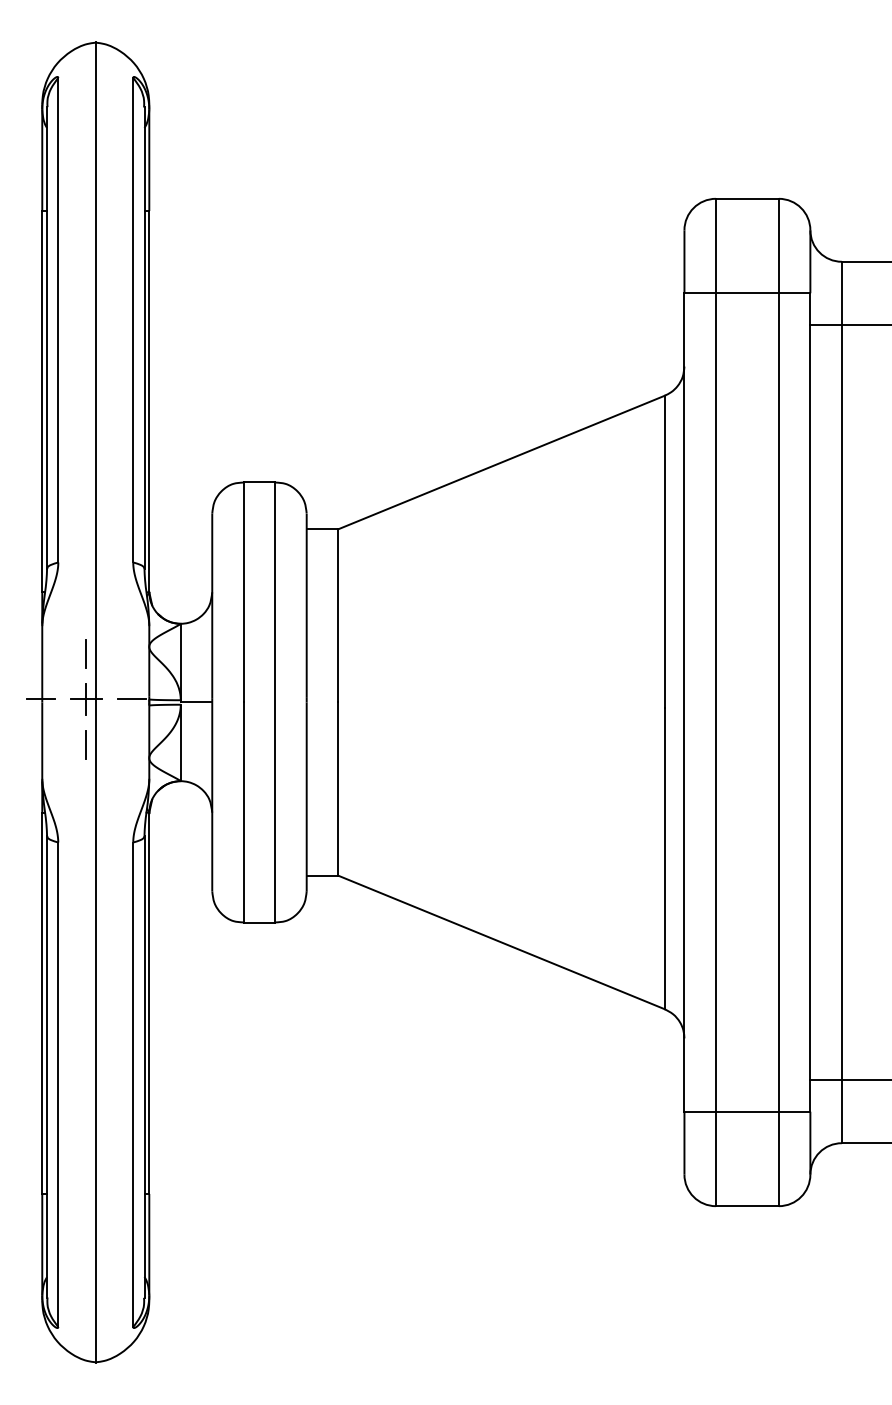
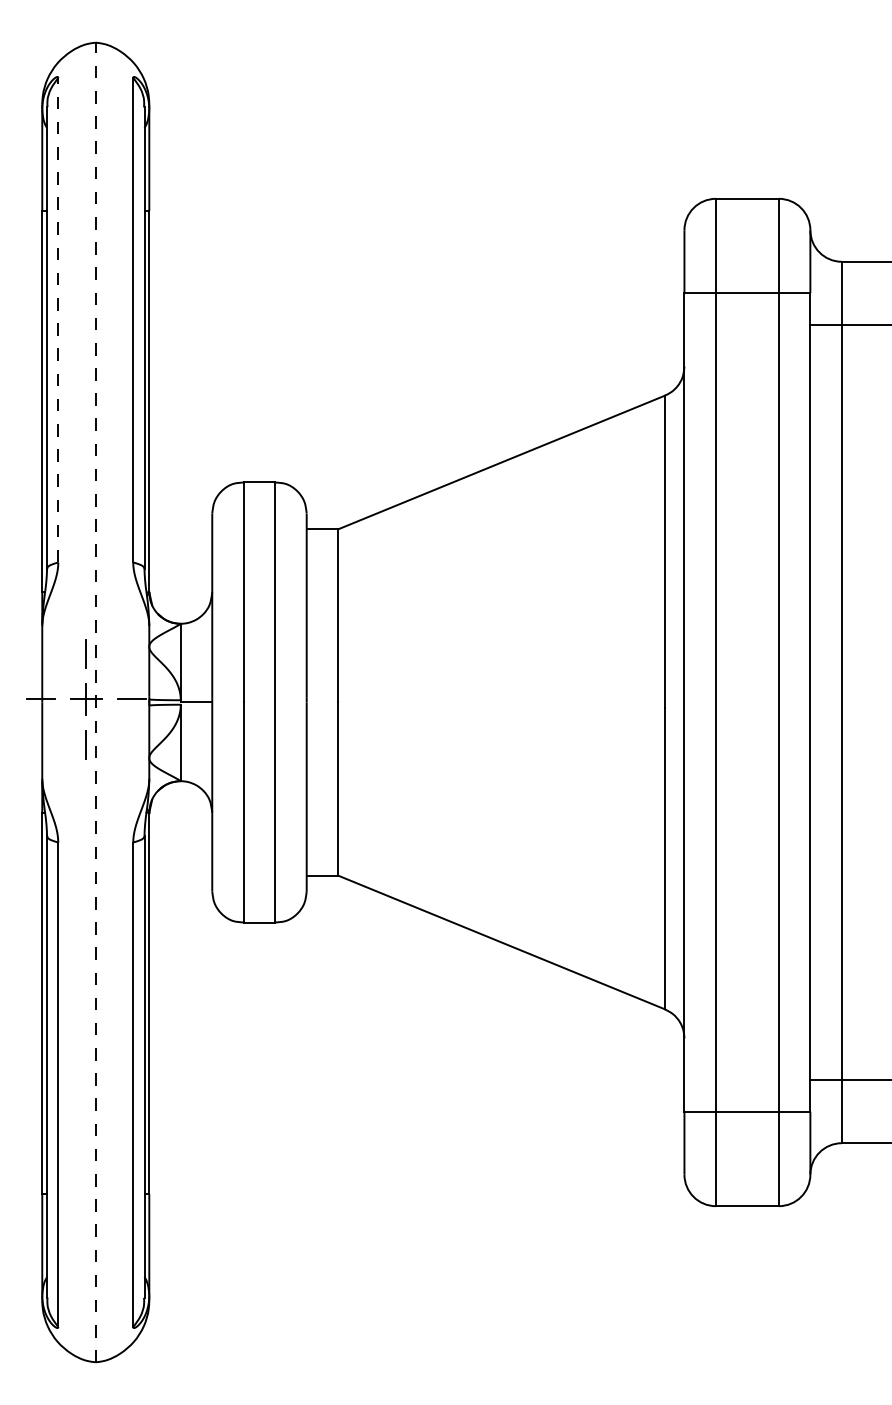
line: solid -> dashed (58, 319)
line: solid -> dashed (95, 702)
